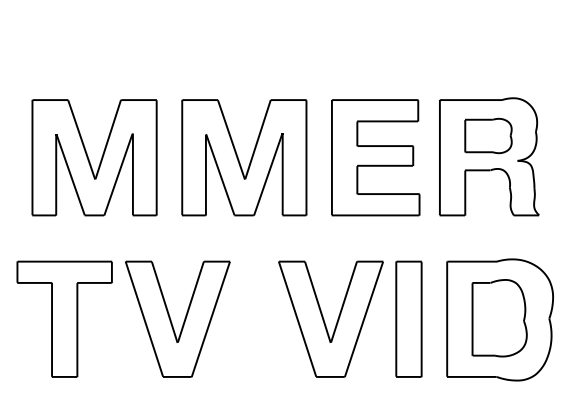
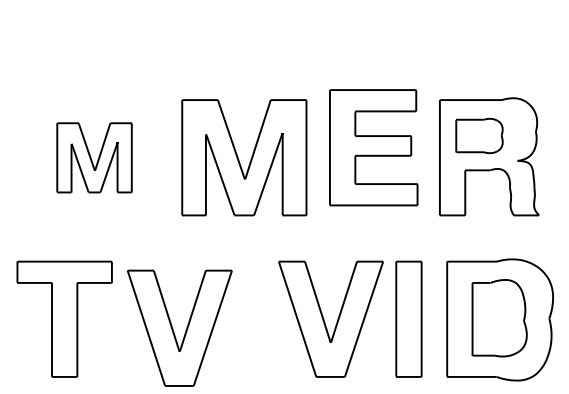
part position: (488, 135) -> (479, 135) (479, 135)
part size: 127x118 px -> 77x72 px (94, 157)
part position: (375, 157) -> (373, 147) (373, 147)
part position: (171, 319) -> (173, 328) (173, 328)
